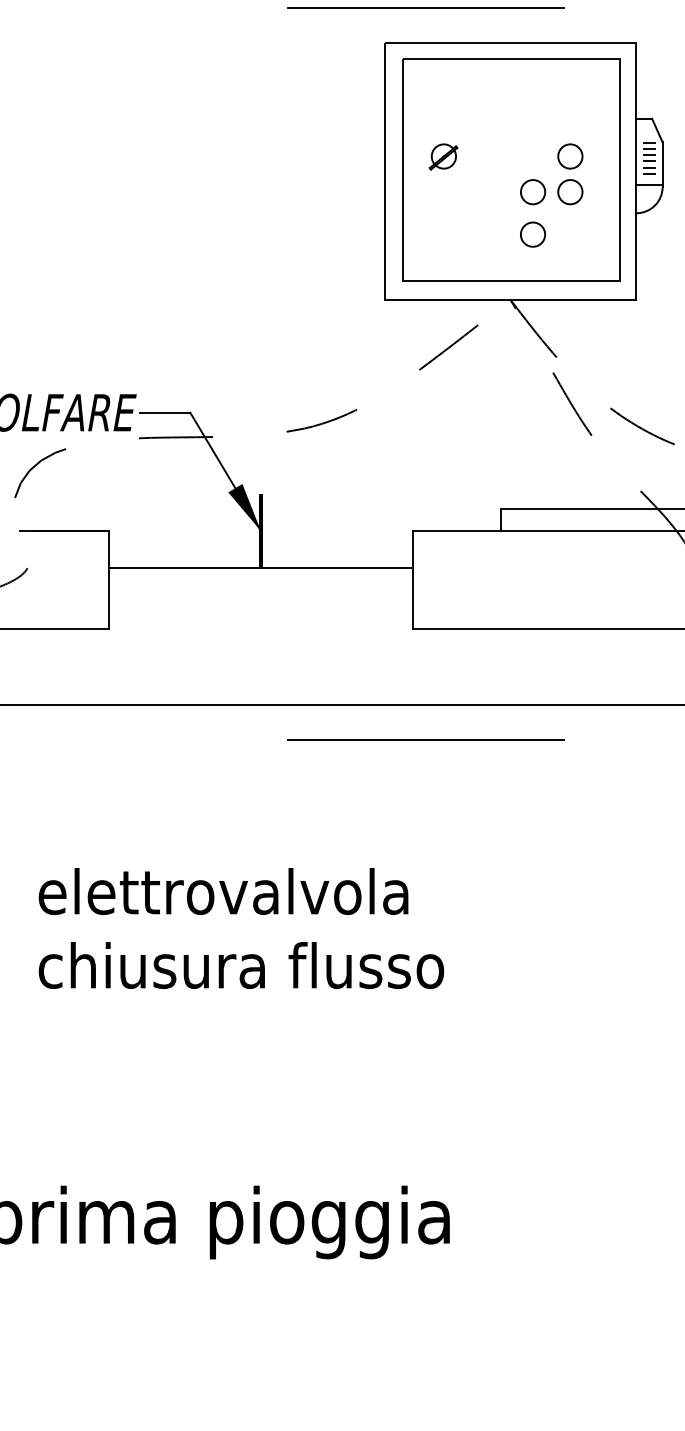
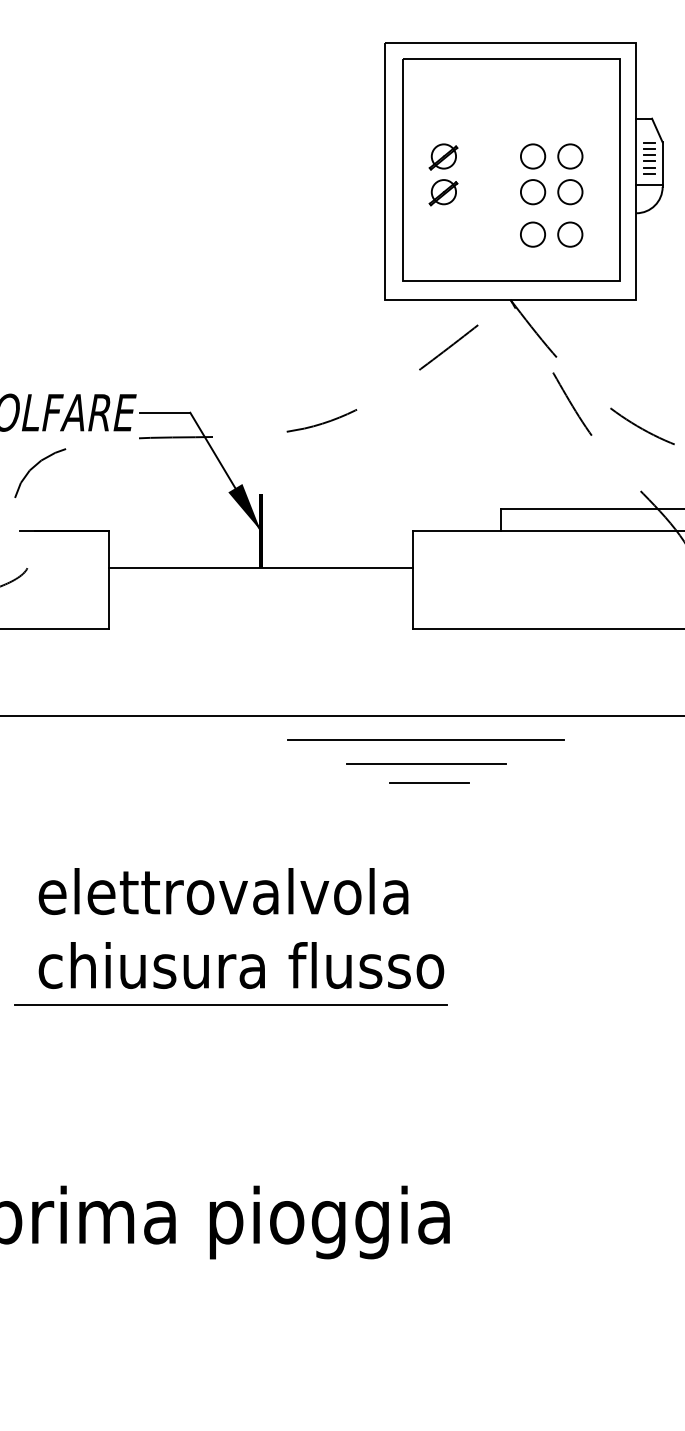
line: present -> none (425, 7)
circle: none -> present (533, 156)
part: none -> present (443, 192)
circle: none -> present (570, 234)
line position: (341, 705) -> (341, 716) (341, 716)
line: none -> present (425, 763)
line: none -> present (428, 783)
line: none -> present (230, 1004)
